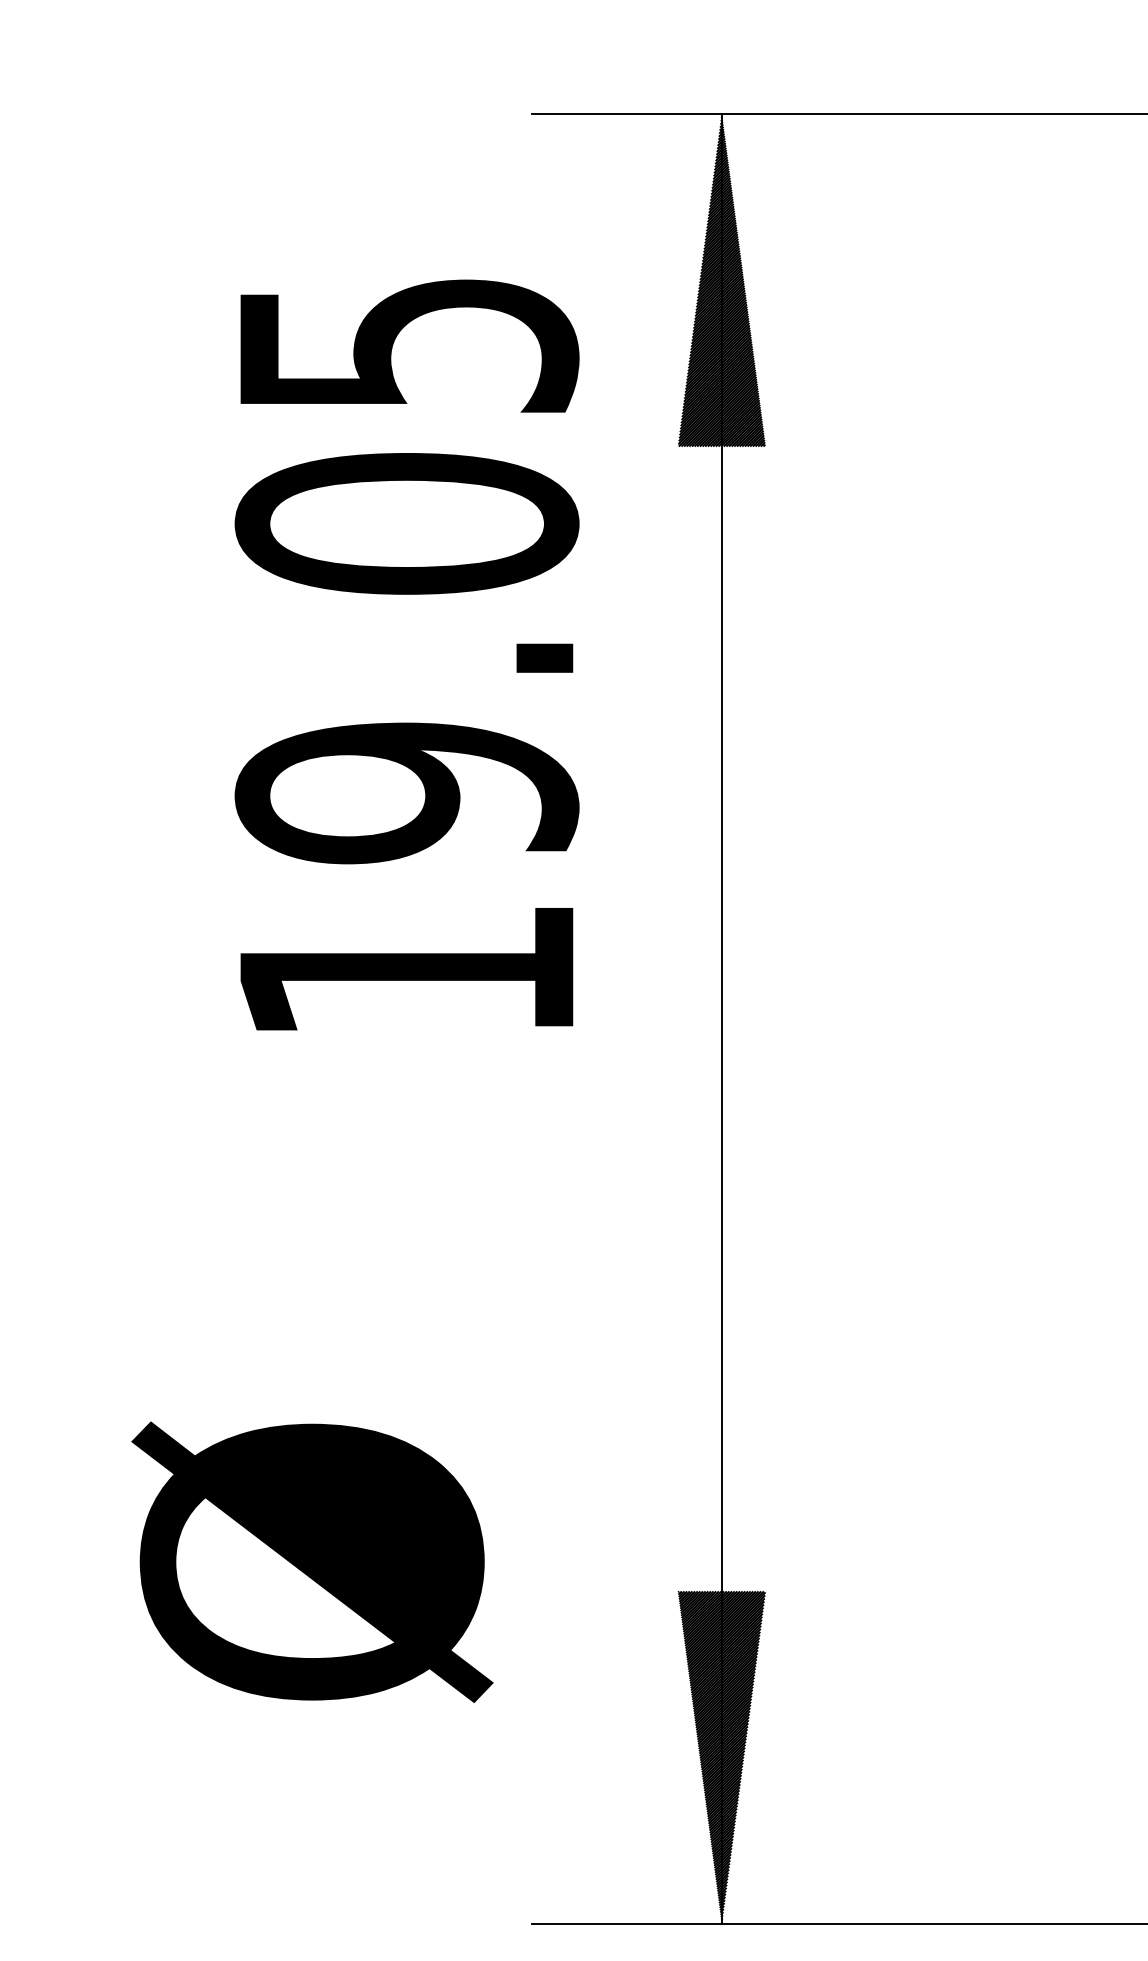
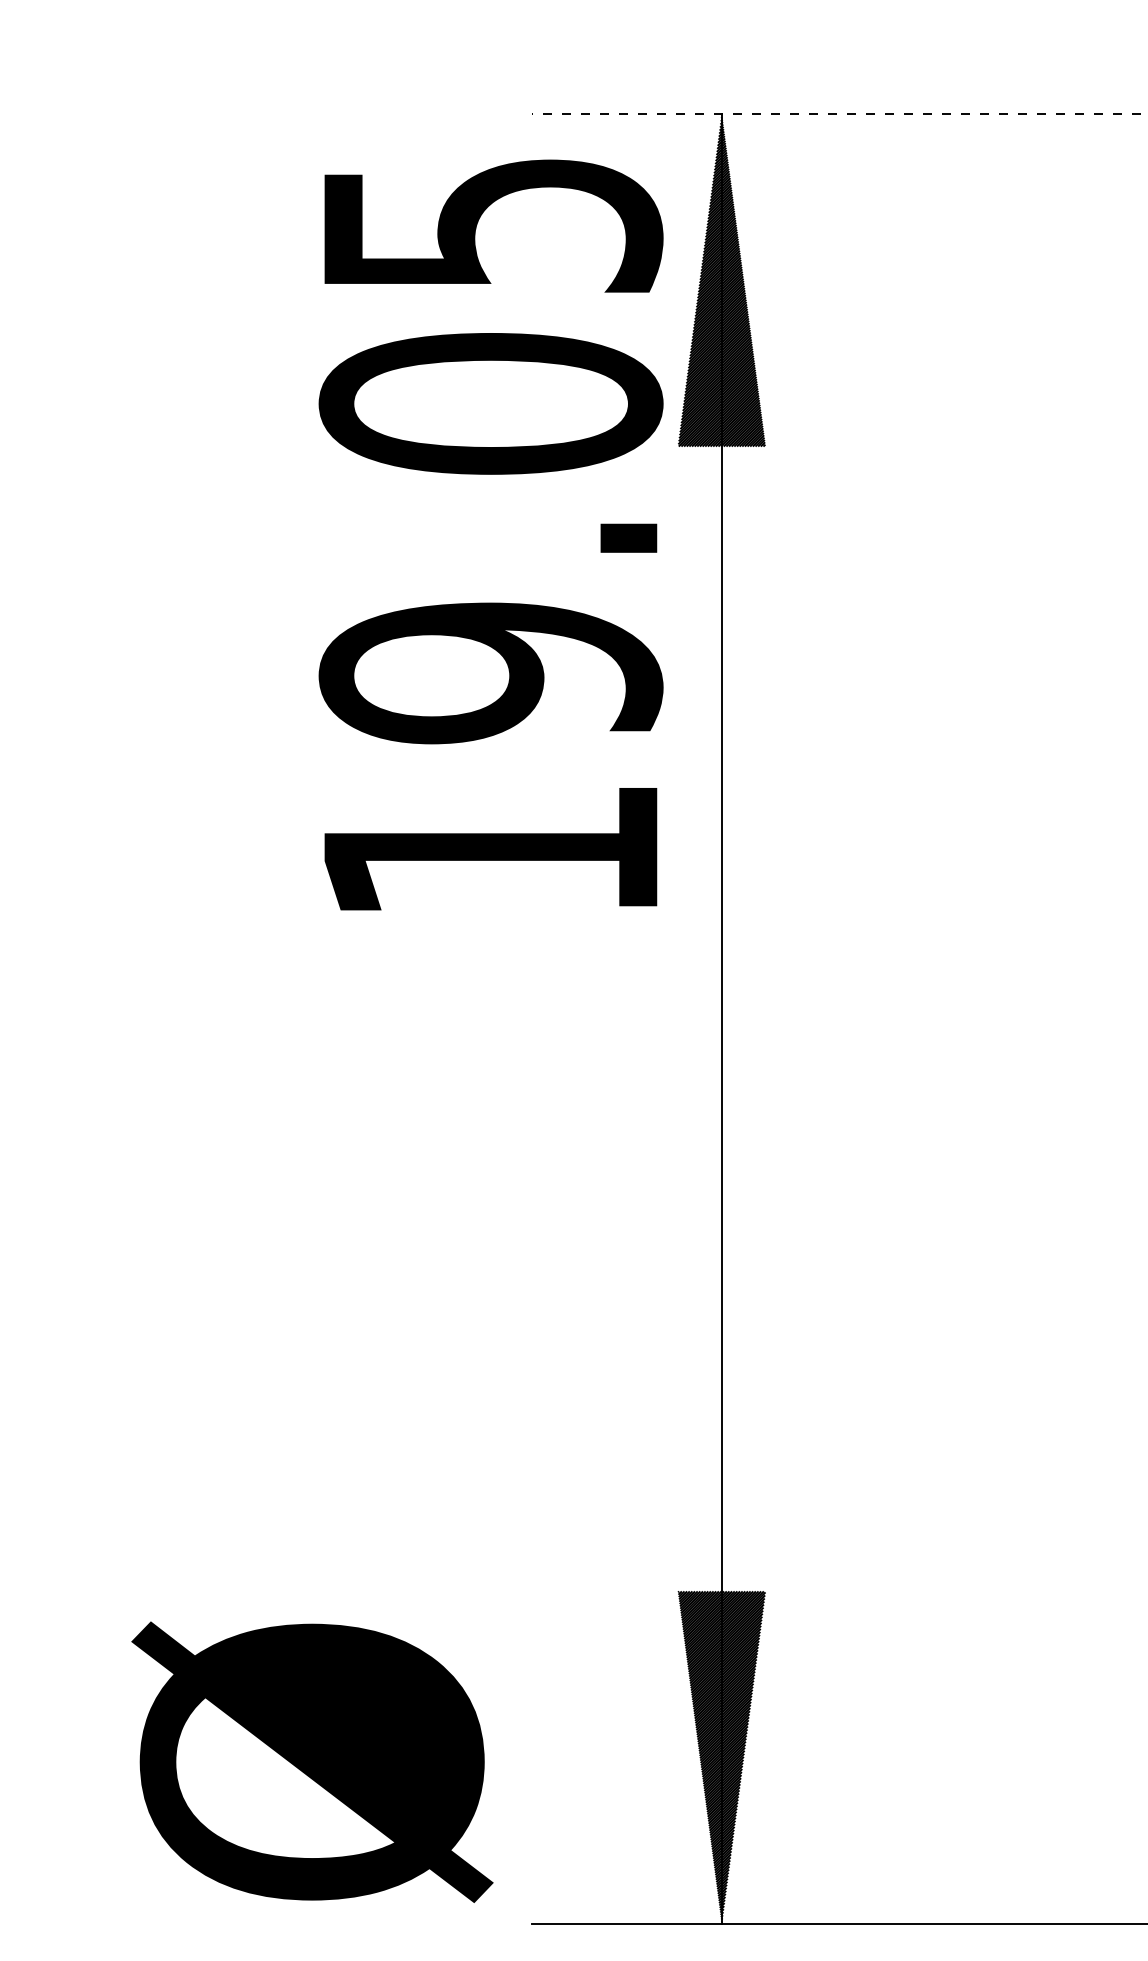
line: solid -> dashed (839, 114)
text position: (406, 654) -> (490, 534) (490, 534)
text position: (312, 1561) -> (312, 1761) (312, 1761)
